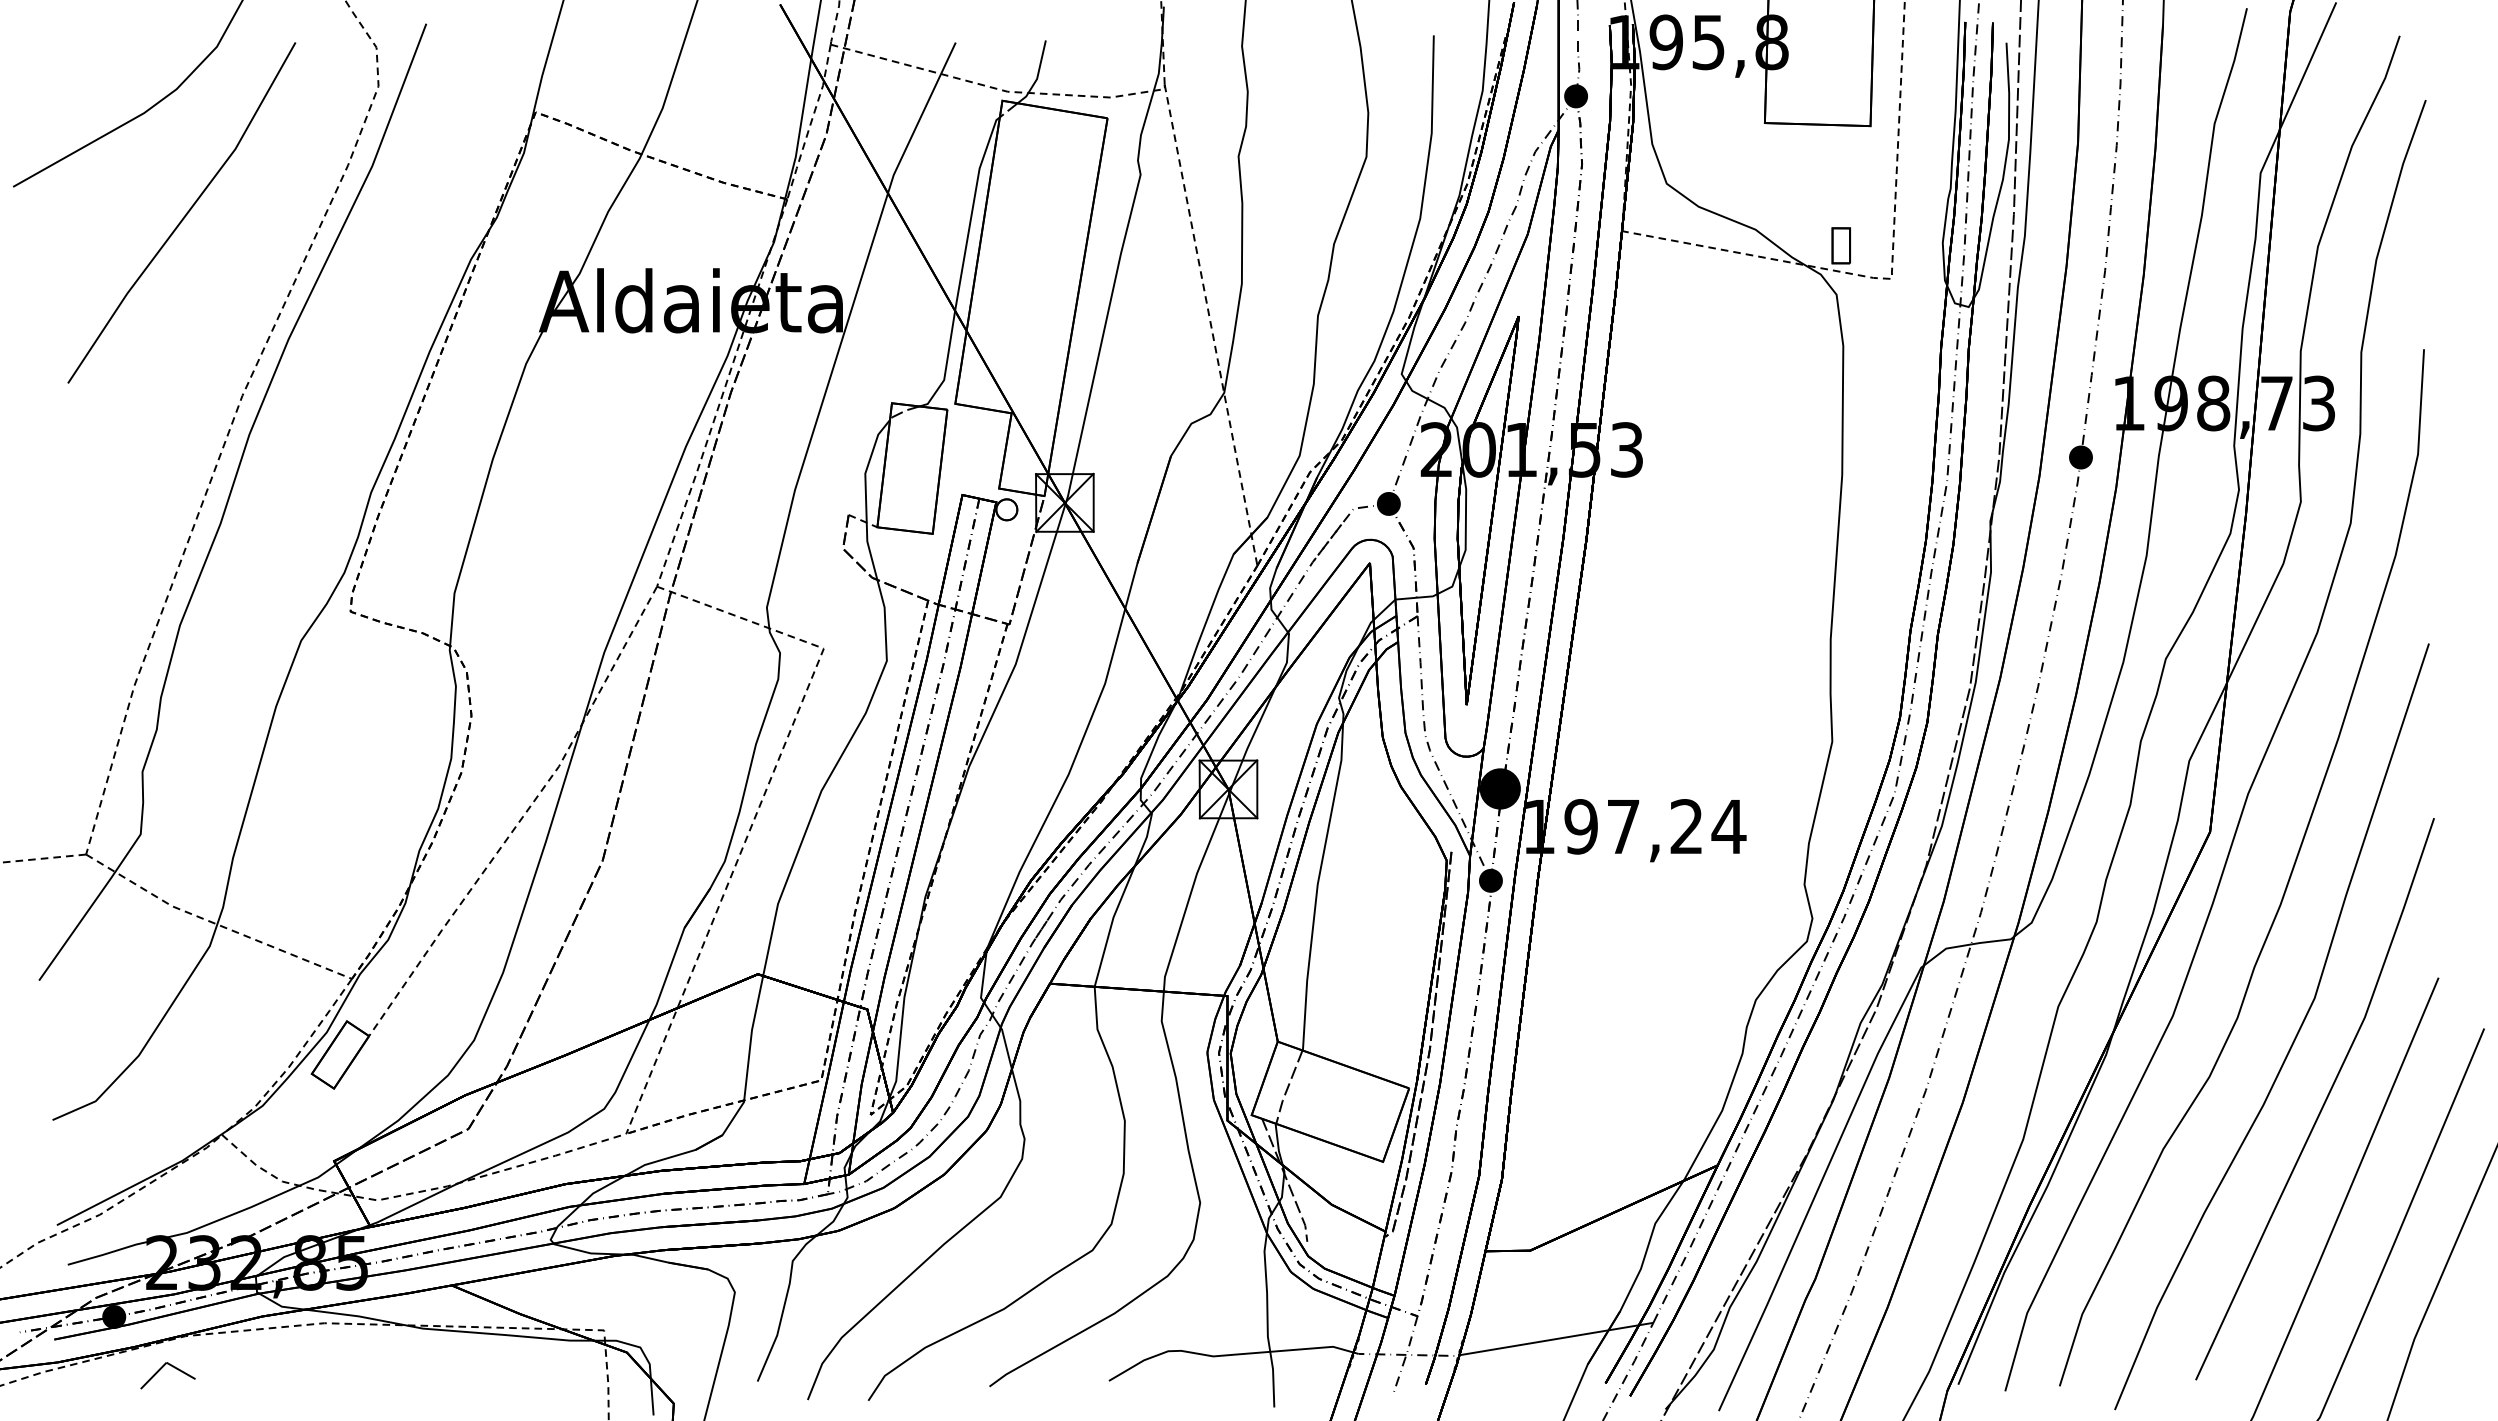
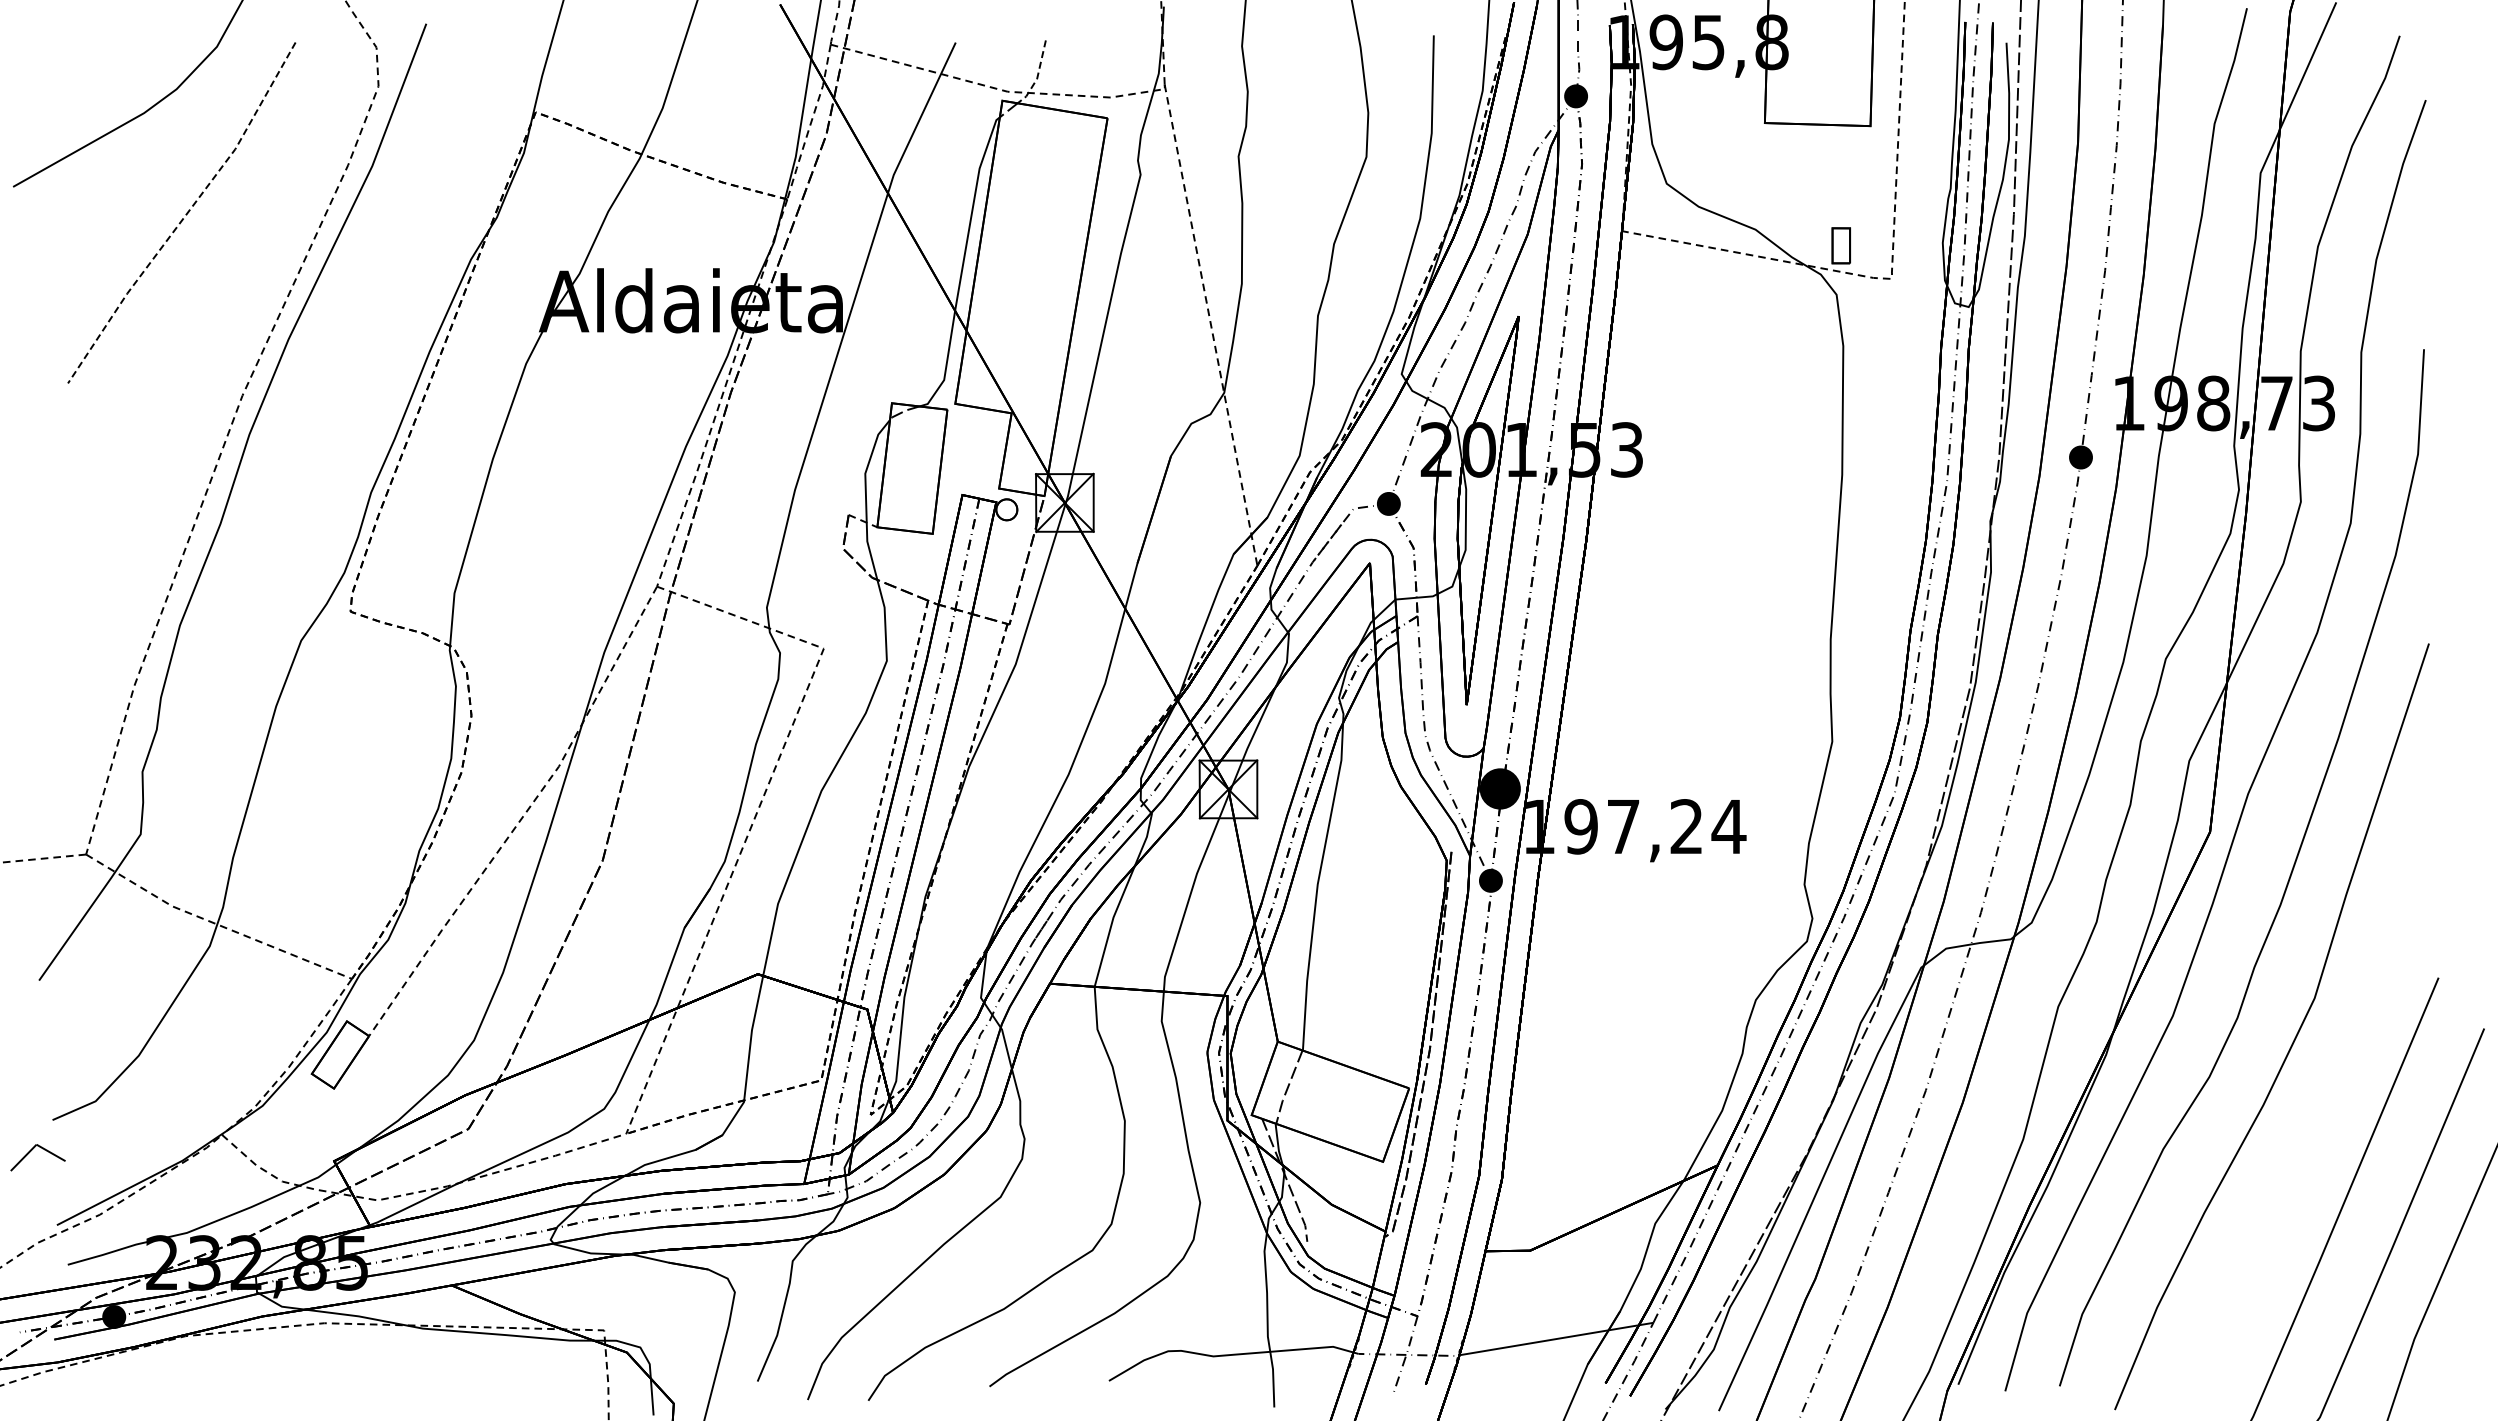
line: solid -> dashed (1037, 76)
line: solid -> dashed (185, 215)
line: present -> none (2323, 1102)
part position: (161, 1369) -> (31, 1151) (31, 1151)
